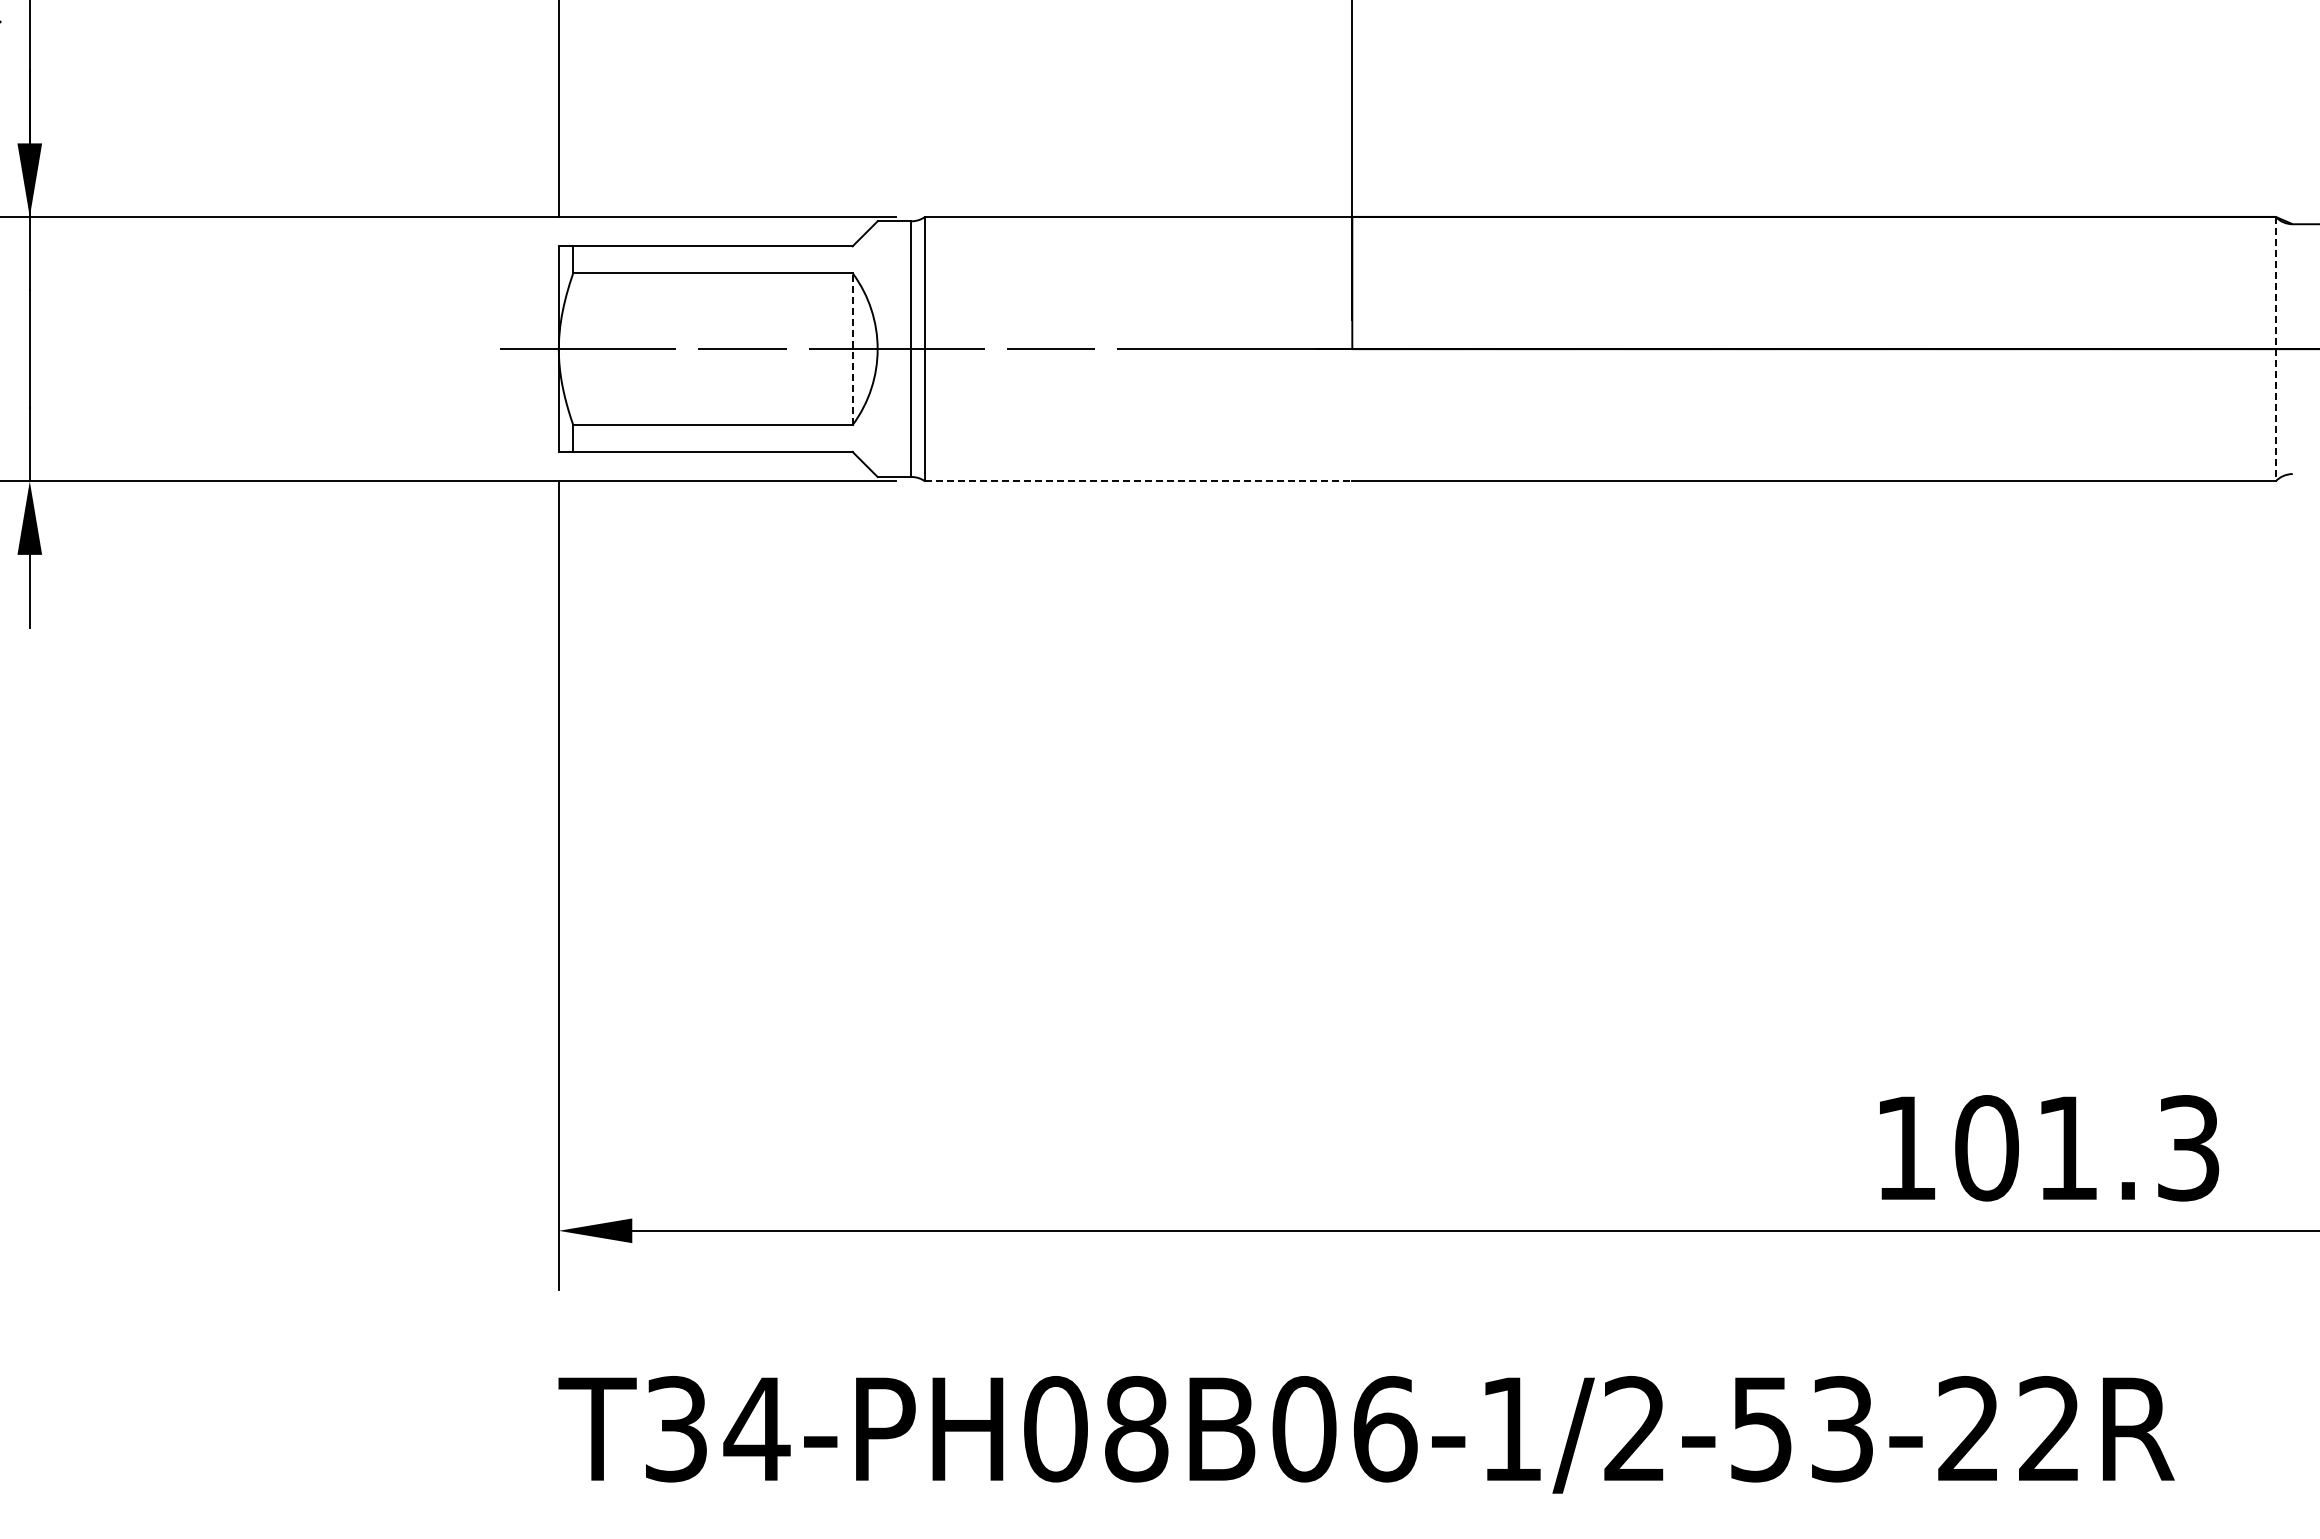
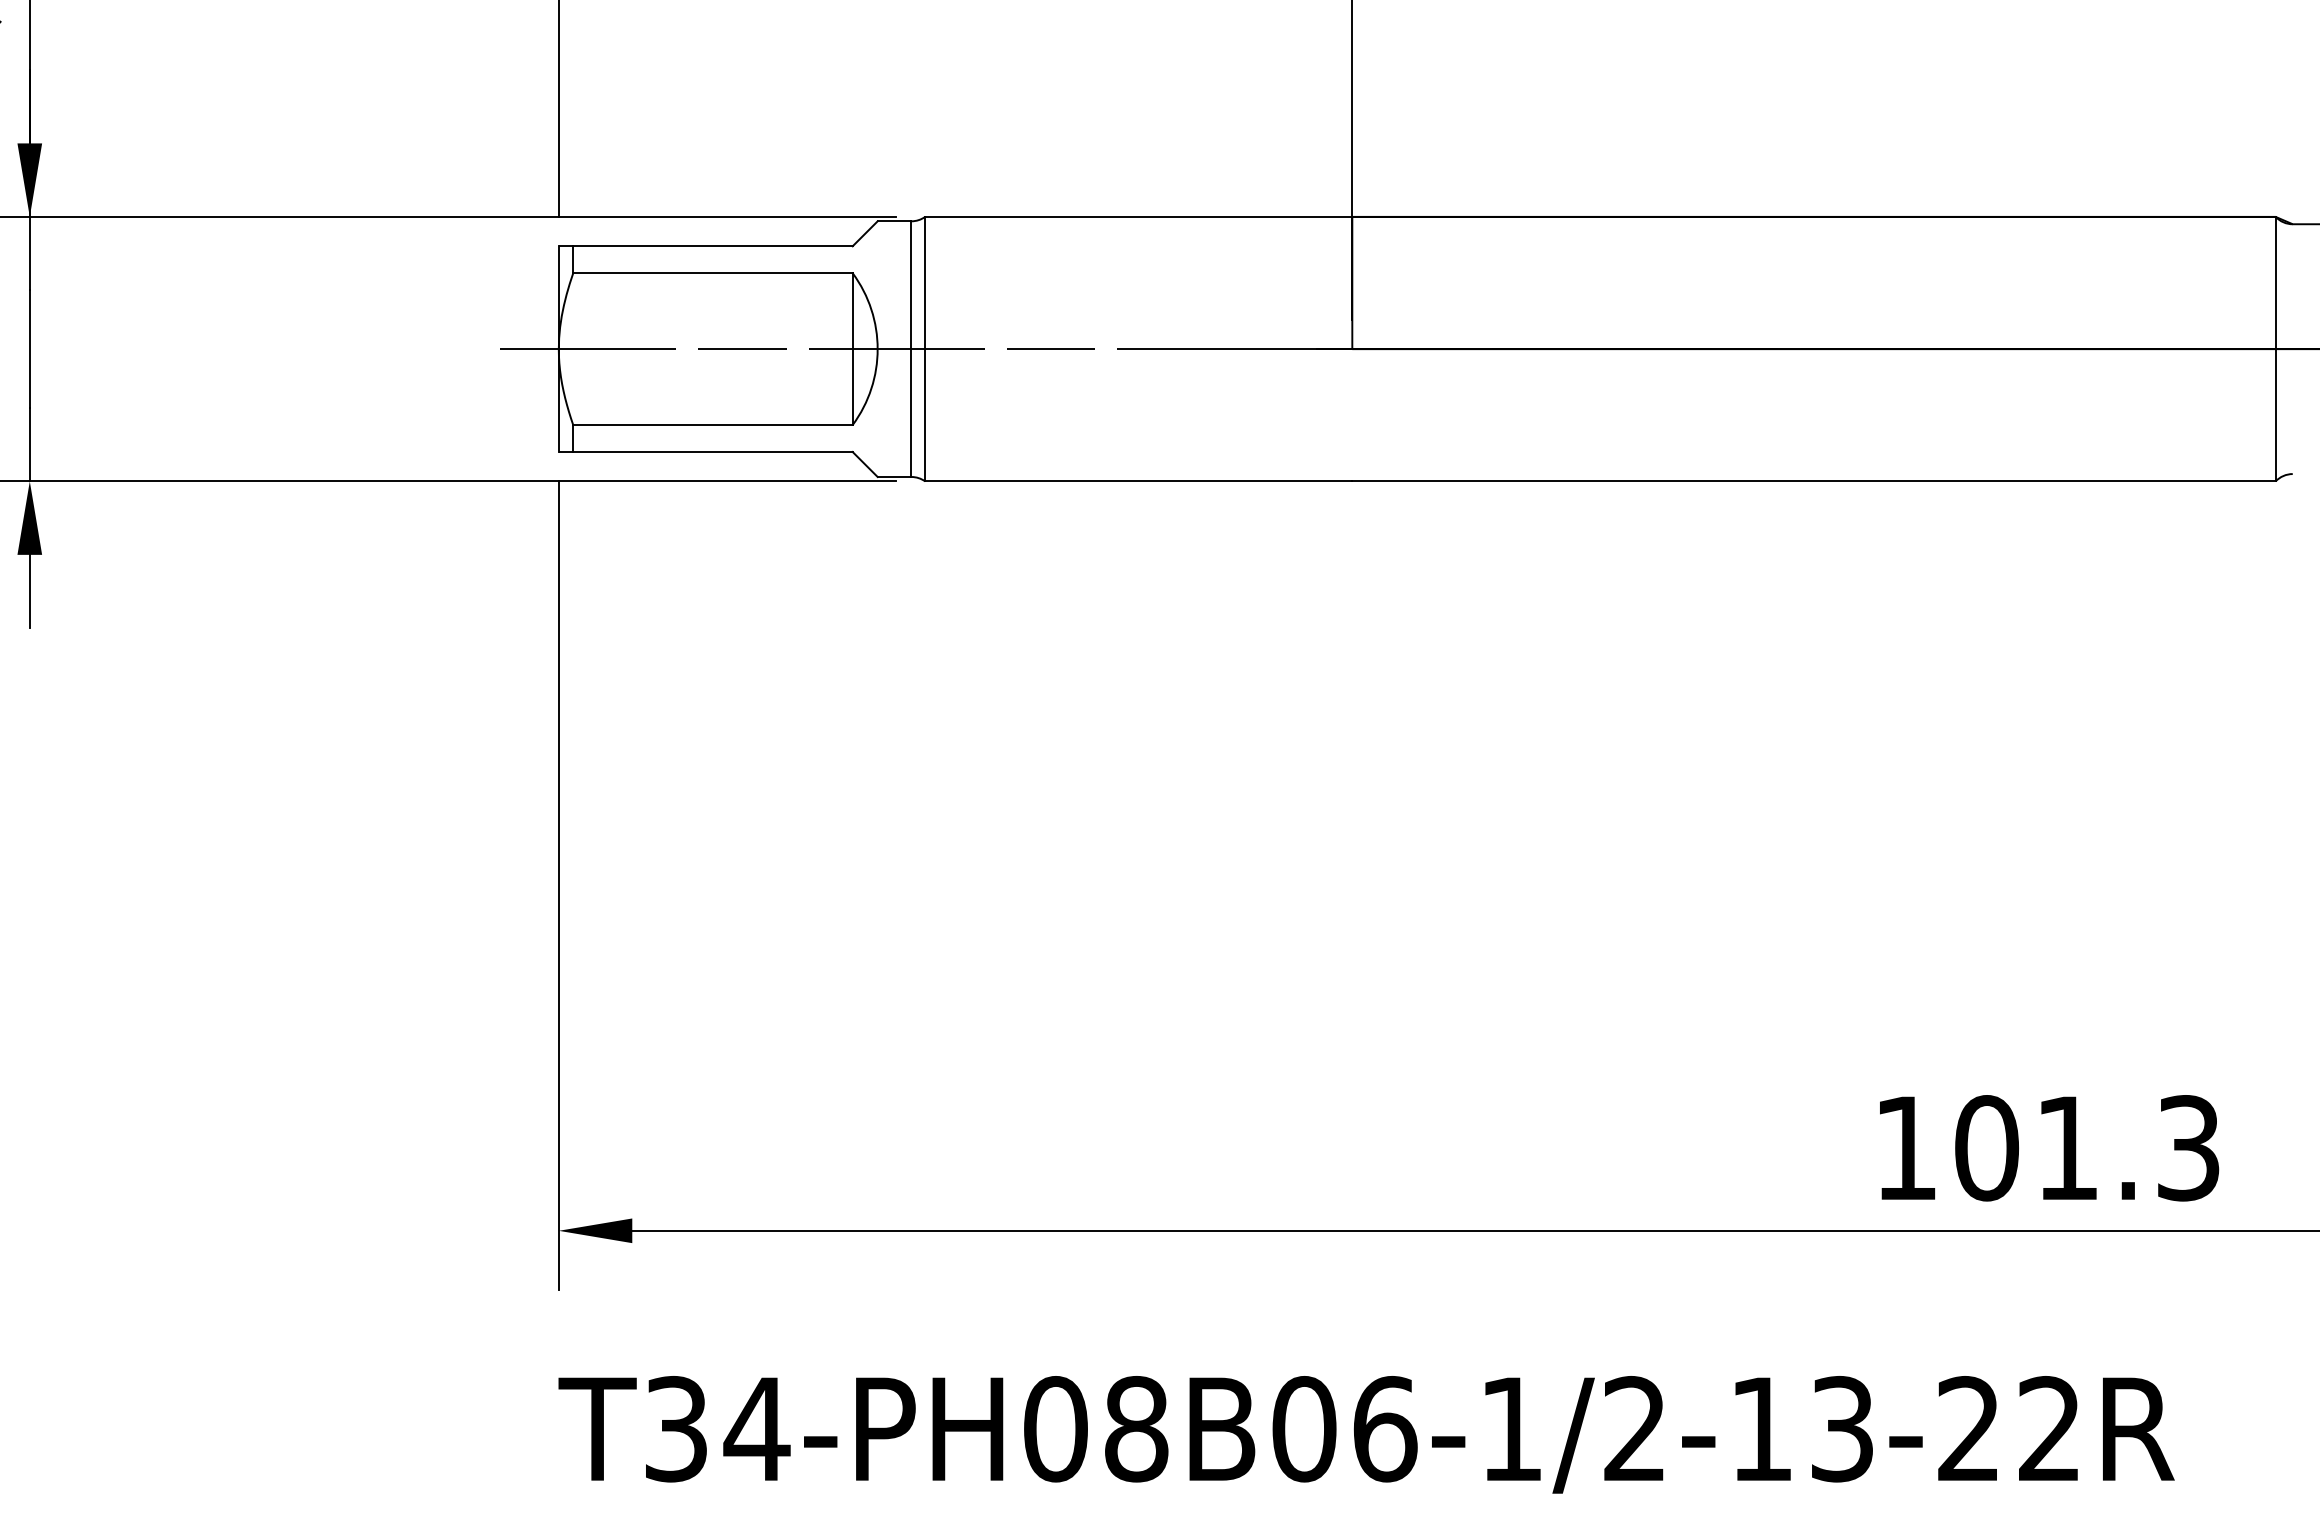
line: dashed -> solid (852, 349)
line: dashed -> solid (2275, 349)
line: dashed -> solid (1138, 481)
text: T34-PH08B06-1/2-53-22R -> T34-PH08B06-1/2-13-22R (1761, 1429)
